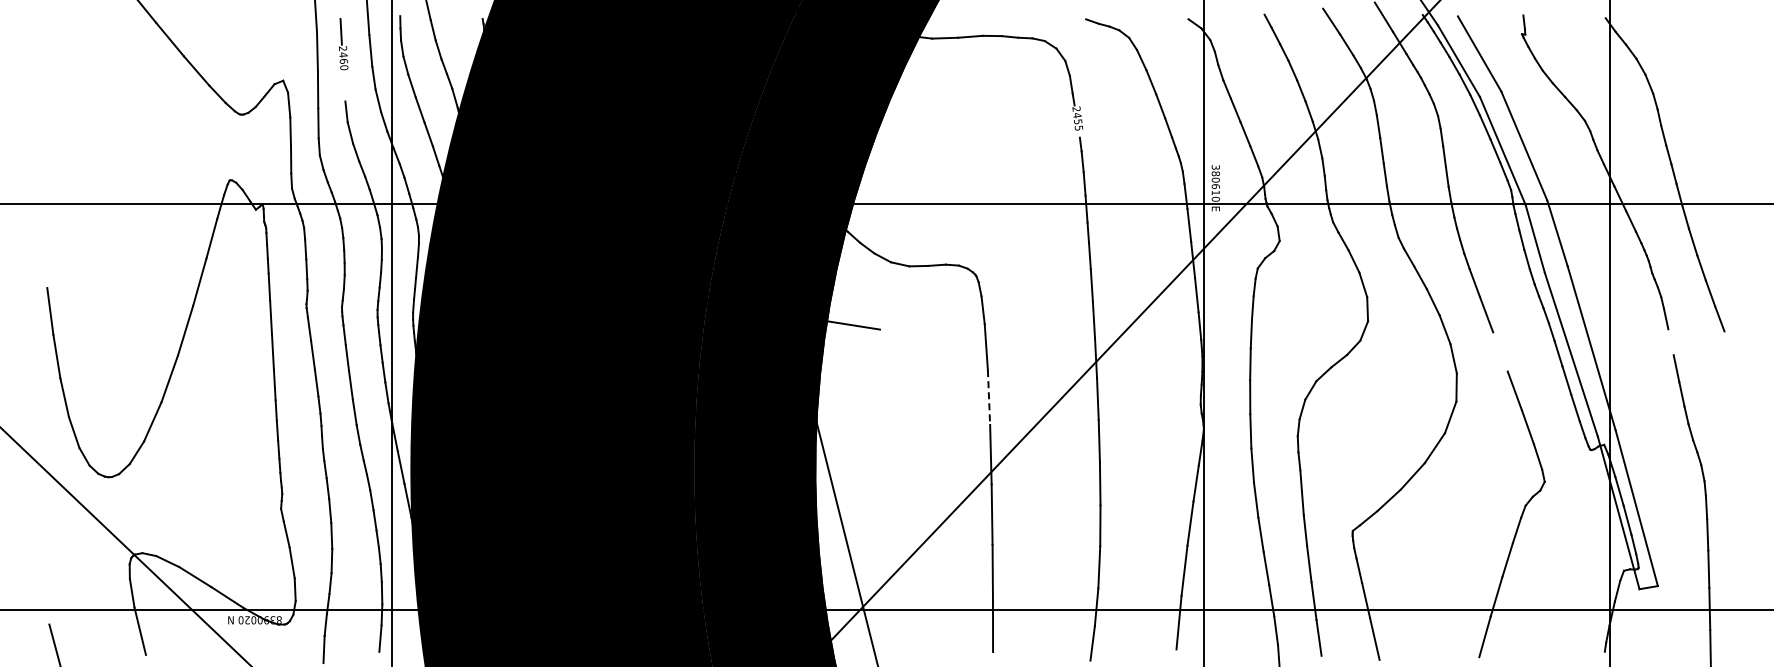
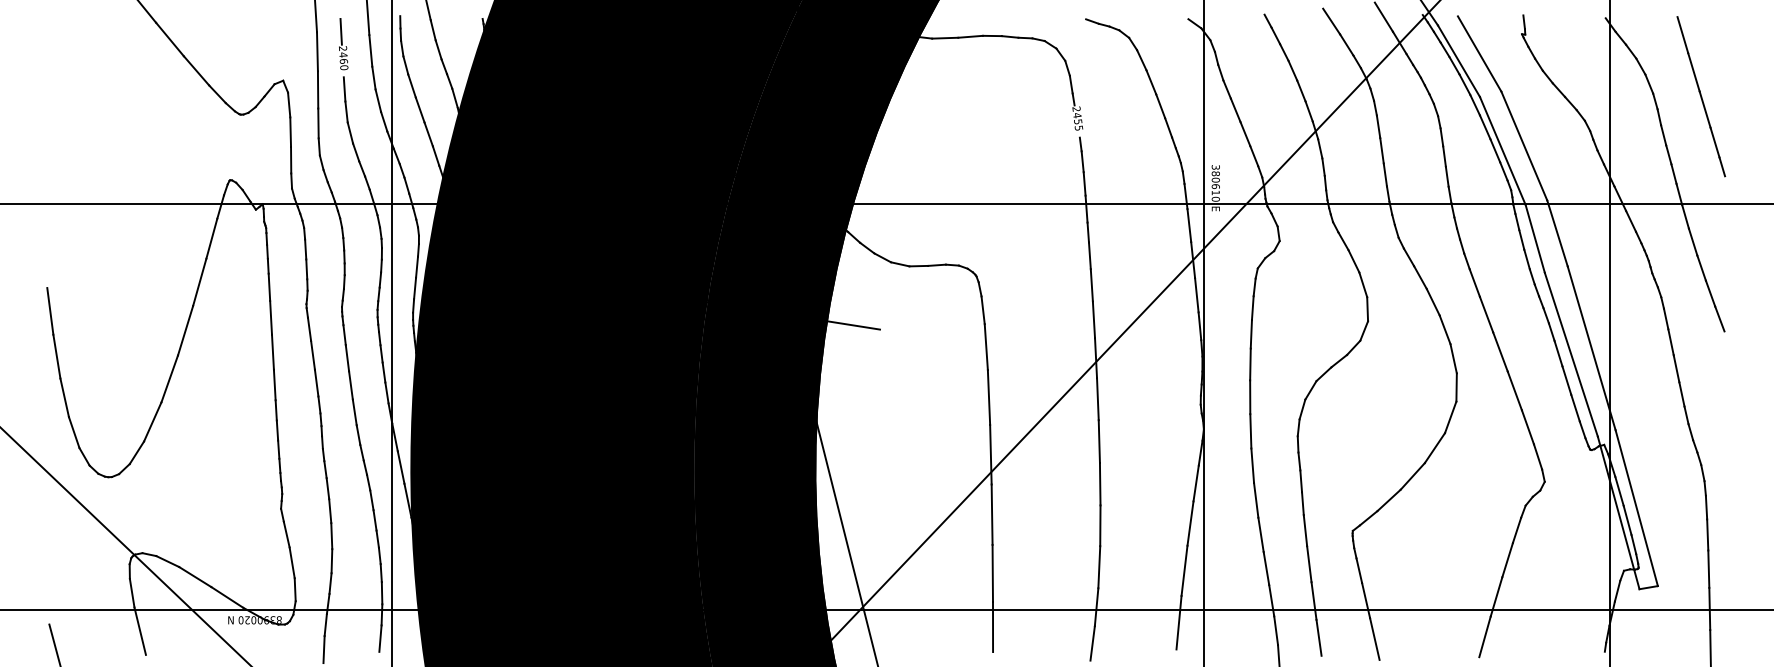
line: none -> present (344, 89)
line: none -> present (1701, 96)
line: none -> present (1670, 342)
line: none -> present (1500, 351)
line: dashed -> solid (989, 398)
